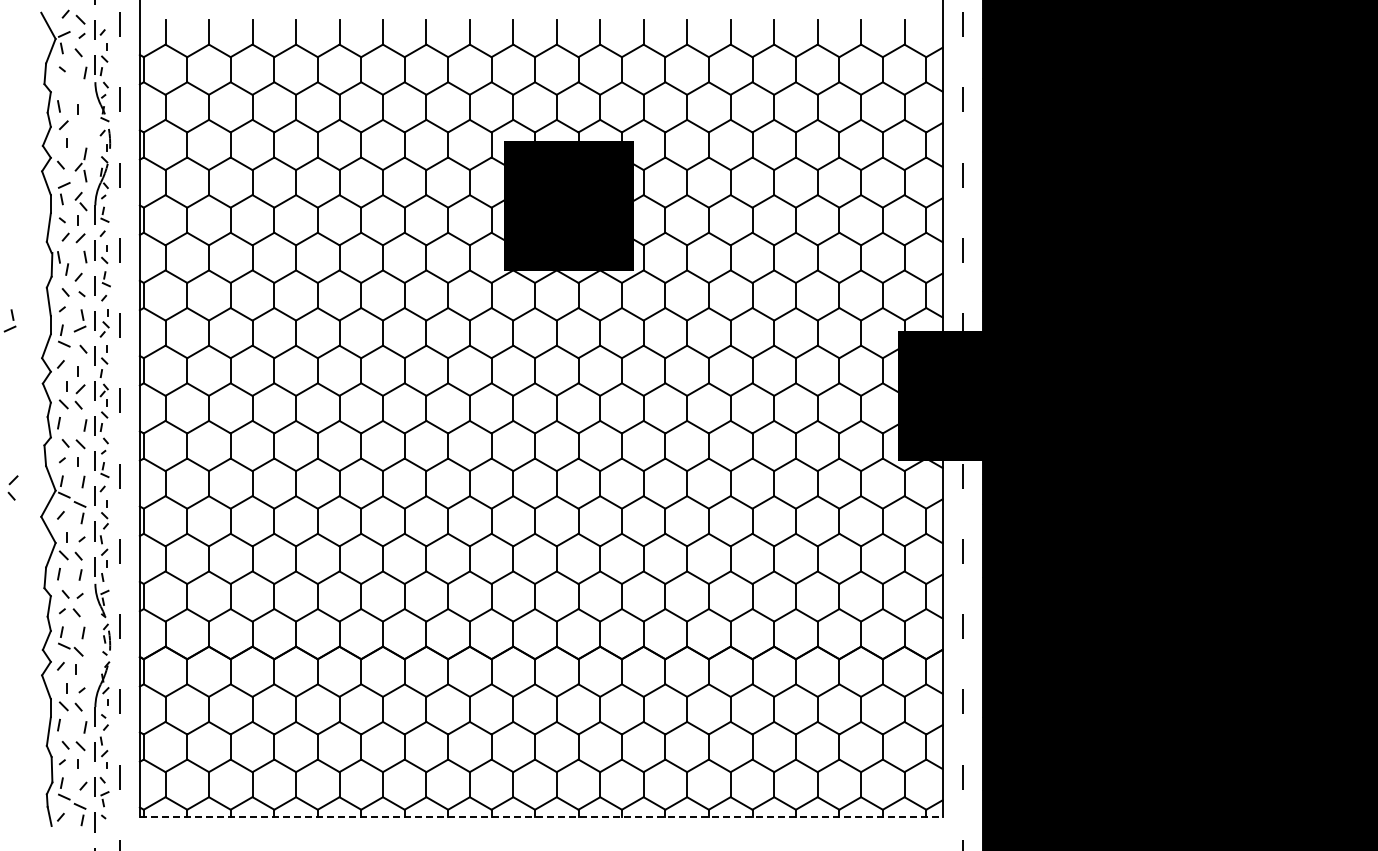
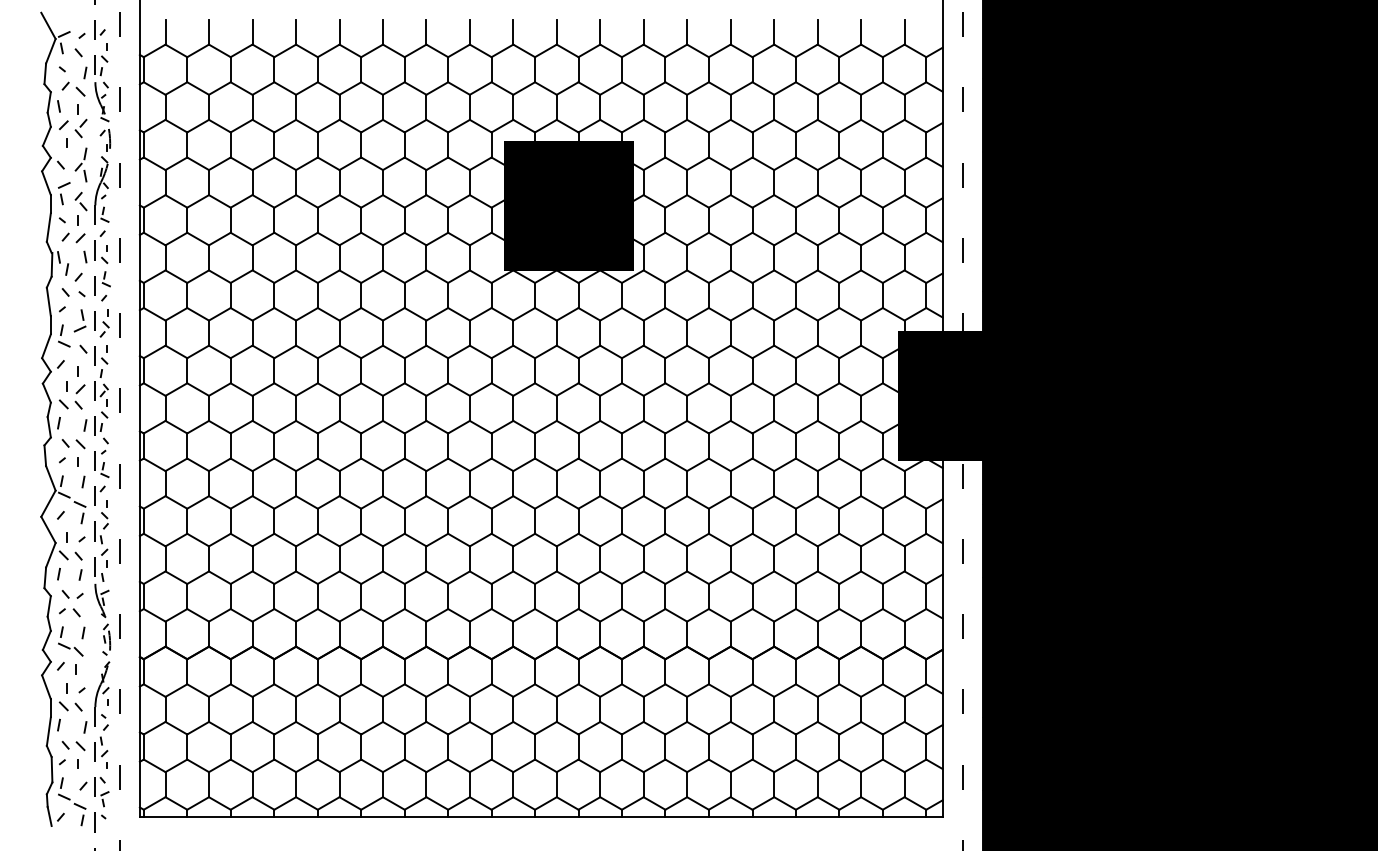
part position: (73, 16) -> (73, 88) (73, 88)
part: none -> present (80, 128)
part: present -> none (9, 320)
part: present -> none (12, 487)
line: dashed -> solid (541, 817)
